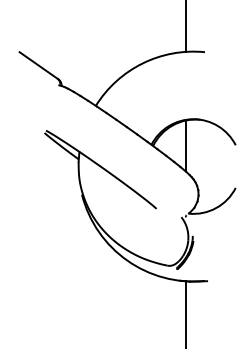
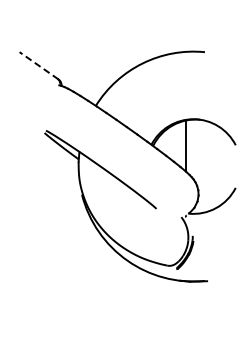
line: present -> none (185, 26)
line: solid -> dashed (39, 65)
line: present -> none (185, 313)
